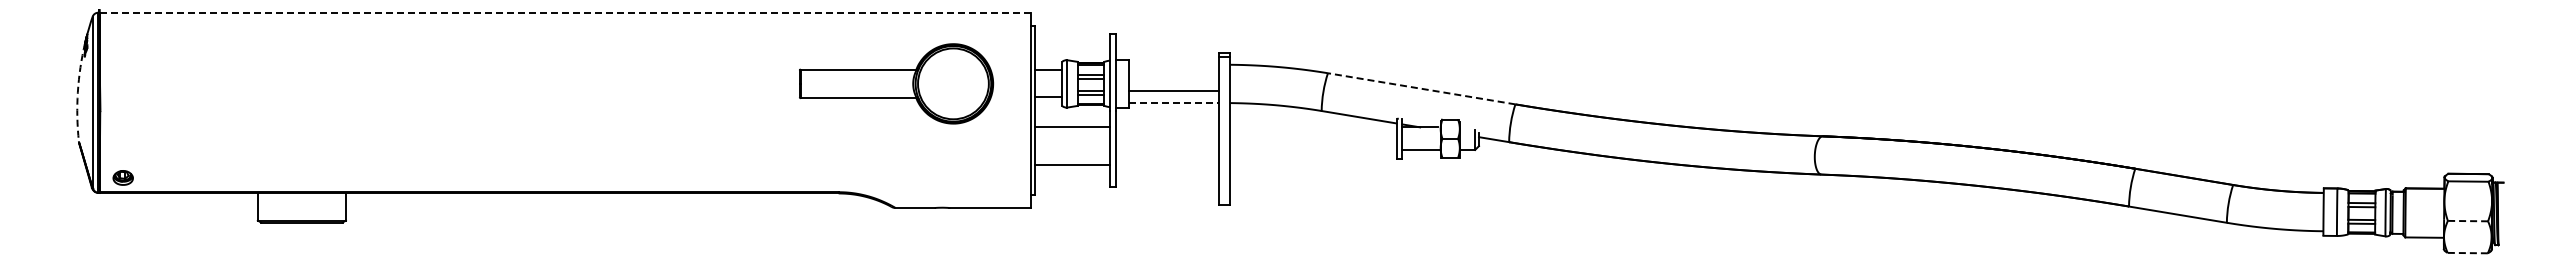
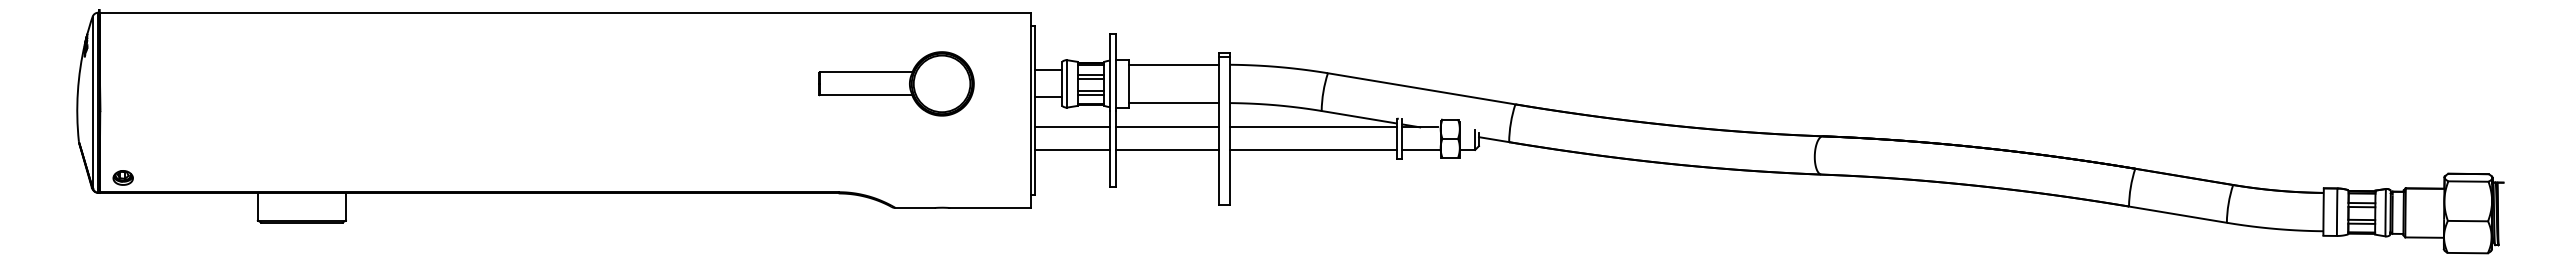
line: dashed -> solid (565, 13)
part size: 196x82 px -> 157x66 px (896, 83)
line: dashed -> solid (1421, 88)
line position: (1173, 90) -> (1173, 64) (1173, 64)
arc: dashed -> solid (77, 92)
line: dashed -> solid (1174, 103)
line: none -> present (1166, 127)
line: none -> present (1313, 127)
line: none -> present (1166, 149)
line: none -> present (1313, 149)
line position: (1072, 164) -> (1072, 149) (1072, 149)
line: dashed -> solid (2467, 221)
line: dashed -> solid (2467, 253)
